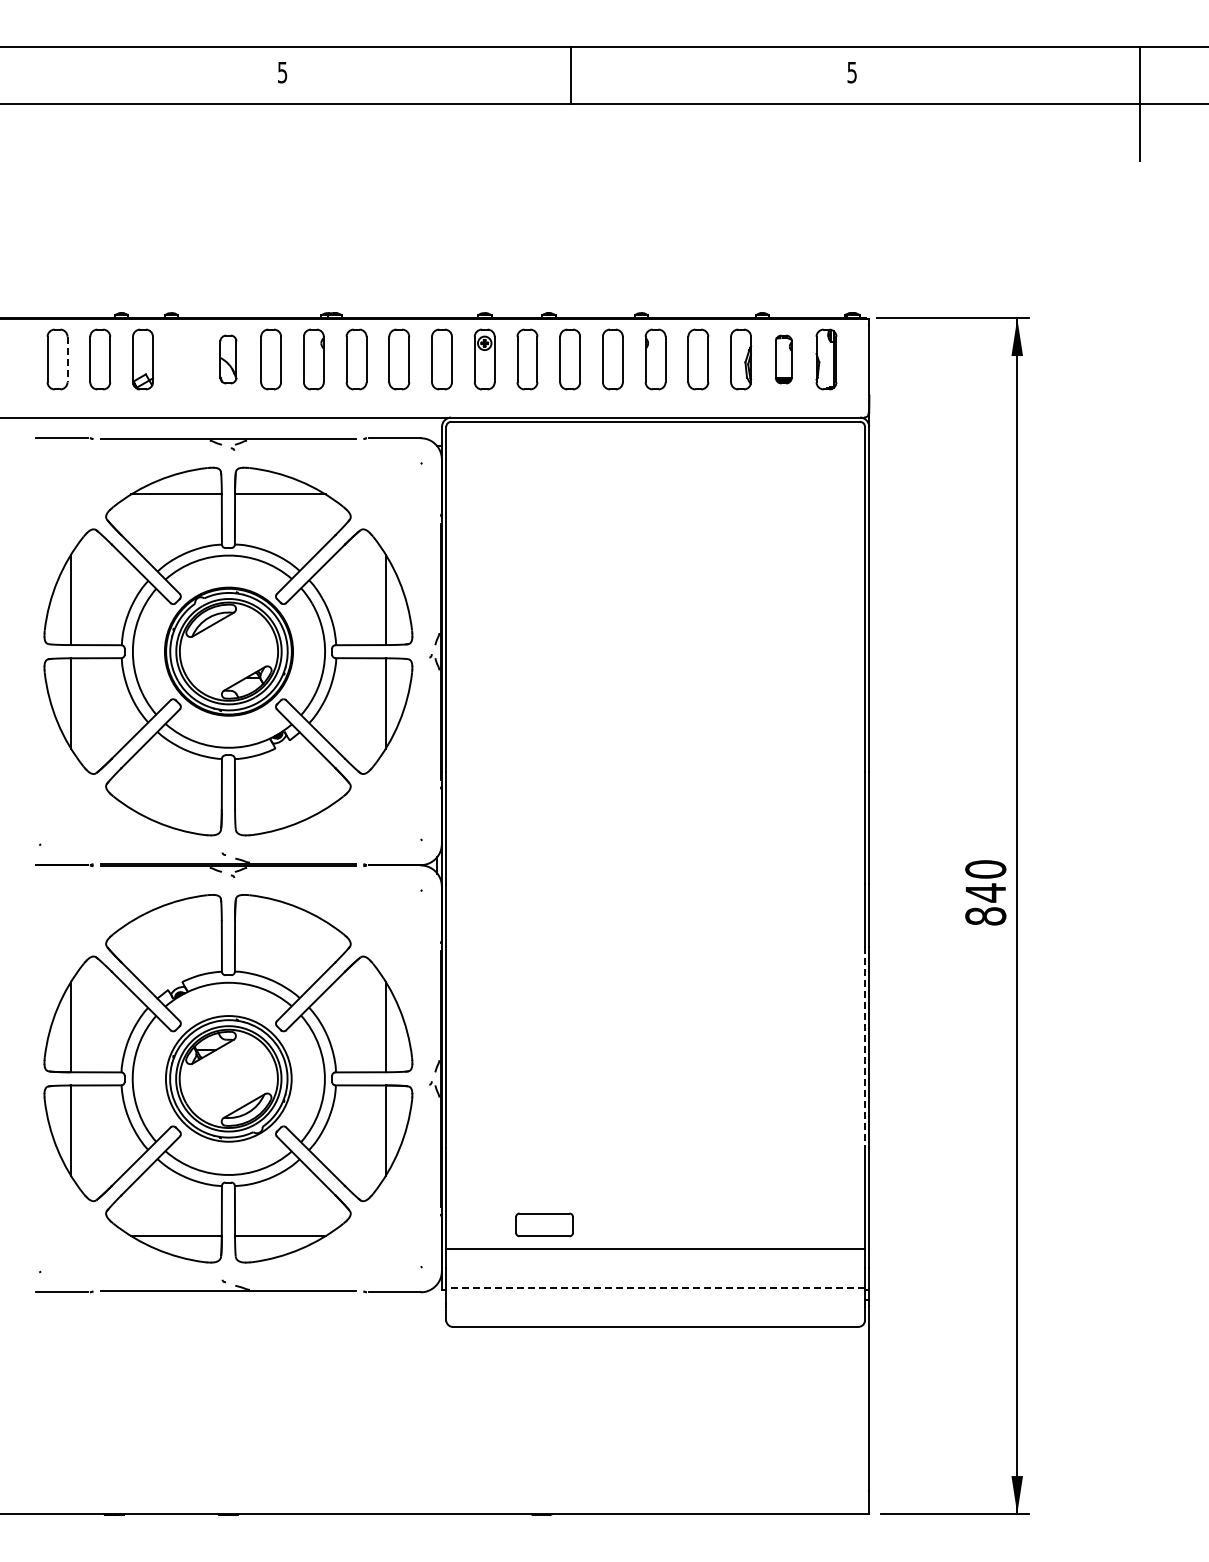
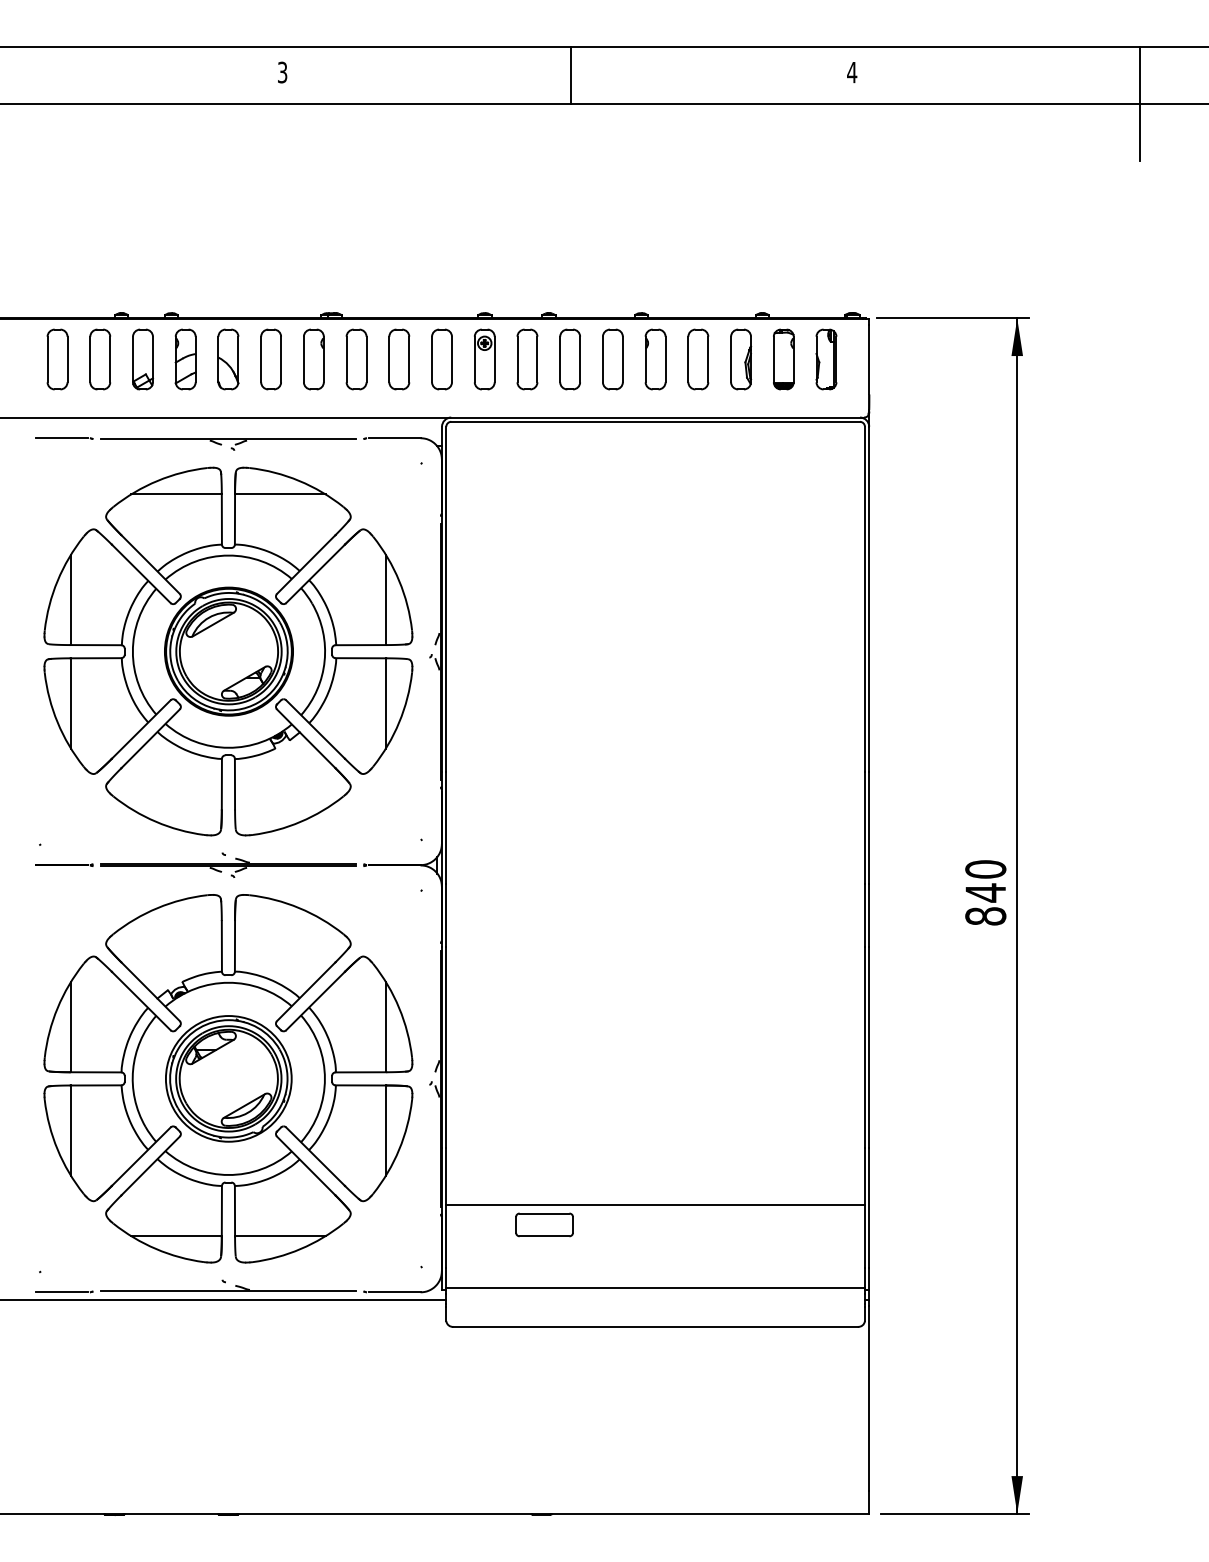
text: 5 -> 3 (282, 71)
text: 5 -> 4 (852, 72)
line: dashed -> solid (67, 359)
part: none -> present (185, 359)
part size: 19x51 px -> 23x63 px (228, 359)
part size: 18x51 px -> 22x63 px (783, 359)
line: dashed -> solid (864, 1048)
line position: (655, 1249) -> (655, 1205) (655, 1205)
line: dashed -> solid (655, 1288)
line: none -> present (224, 1300)
